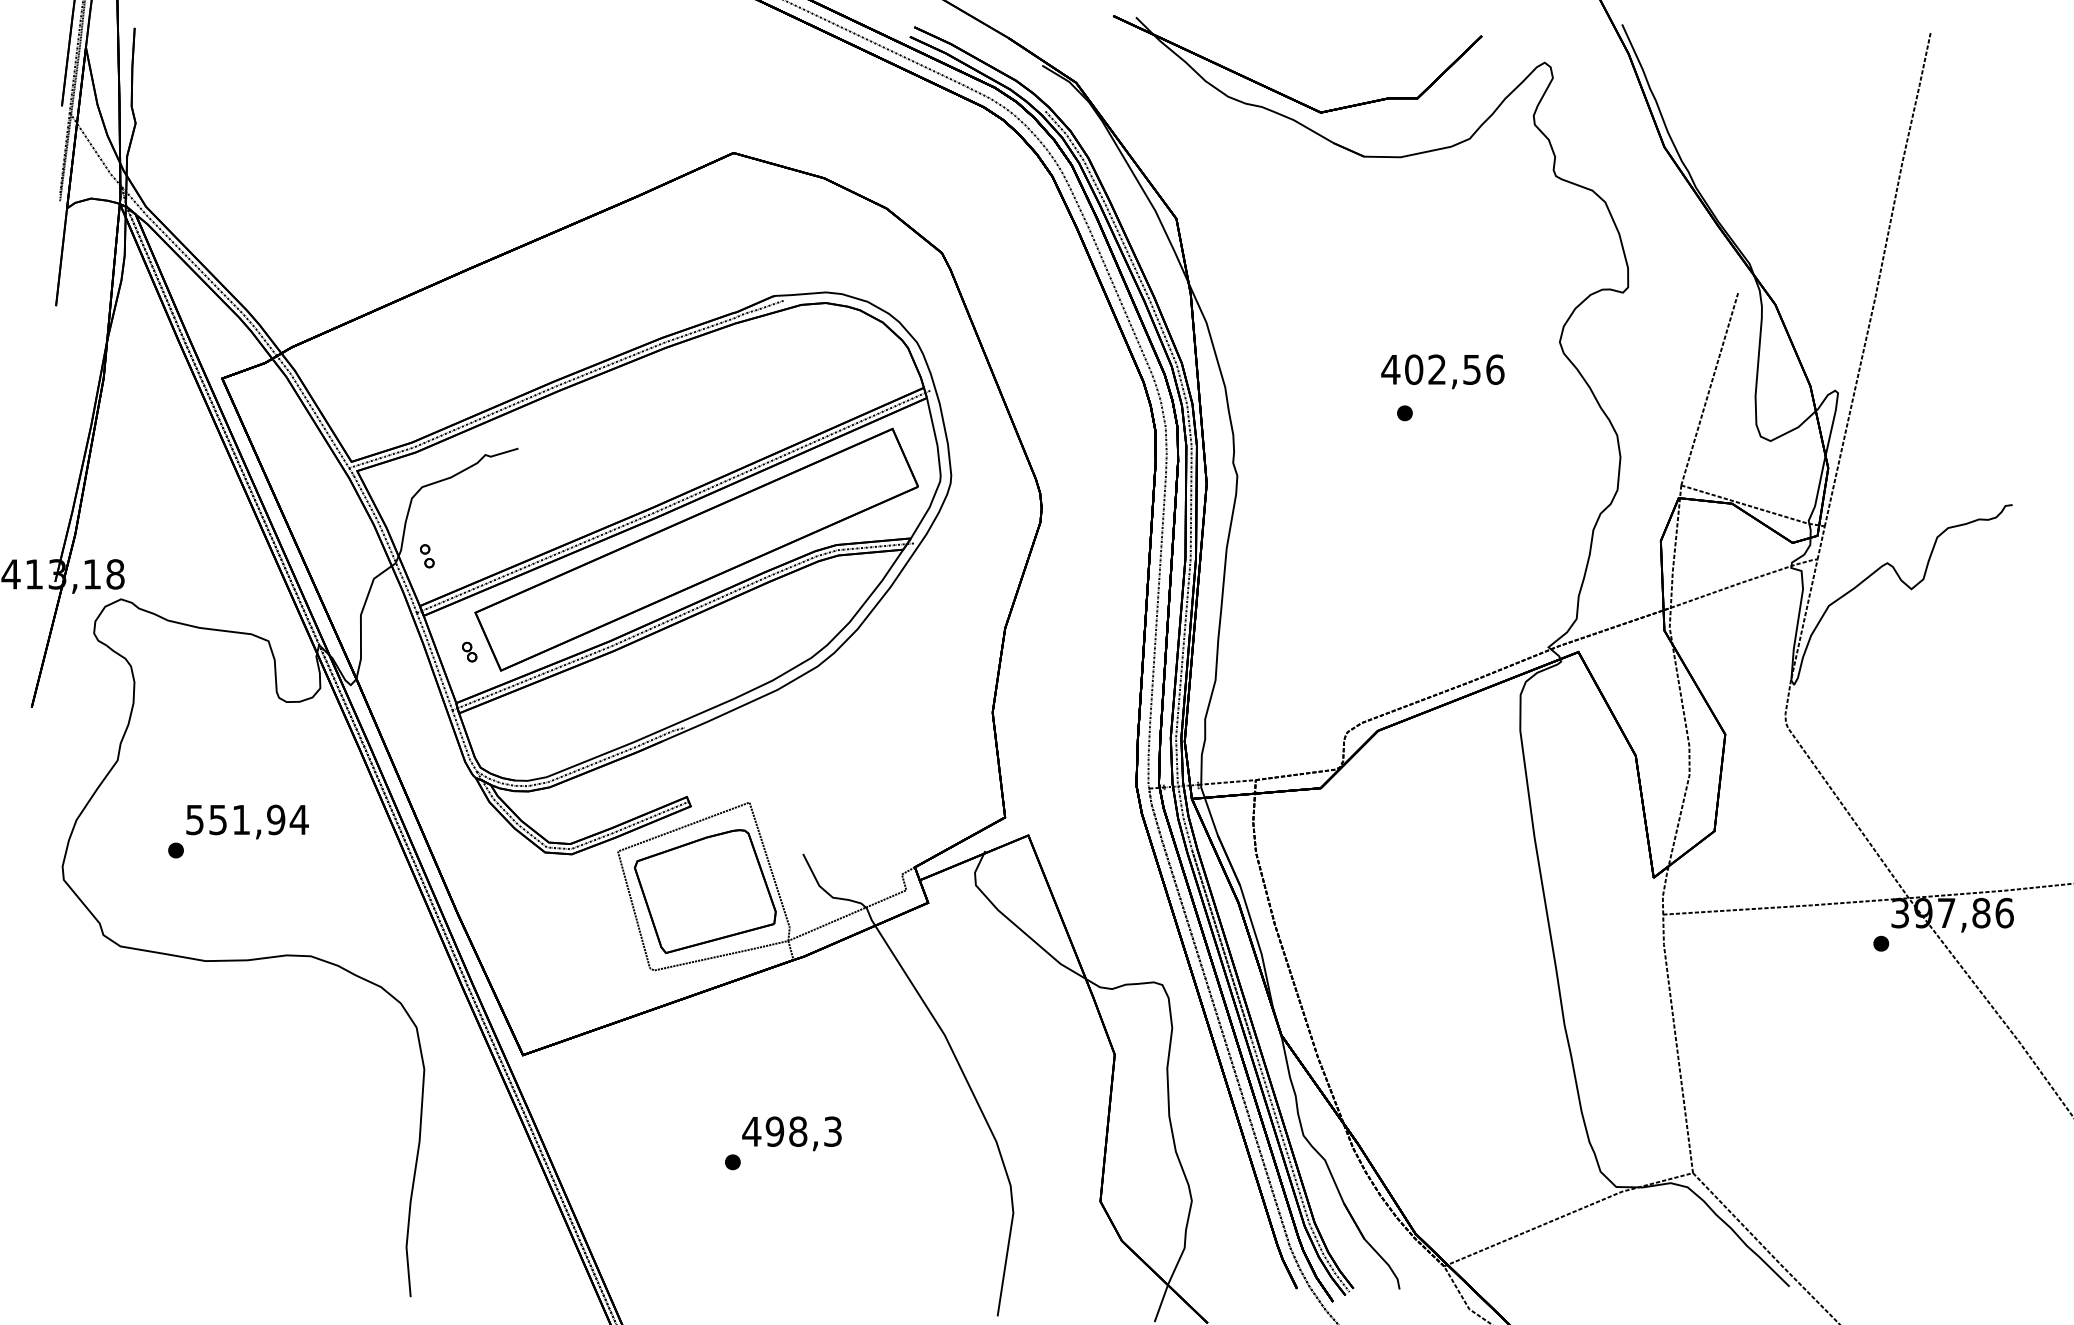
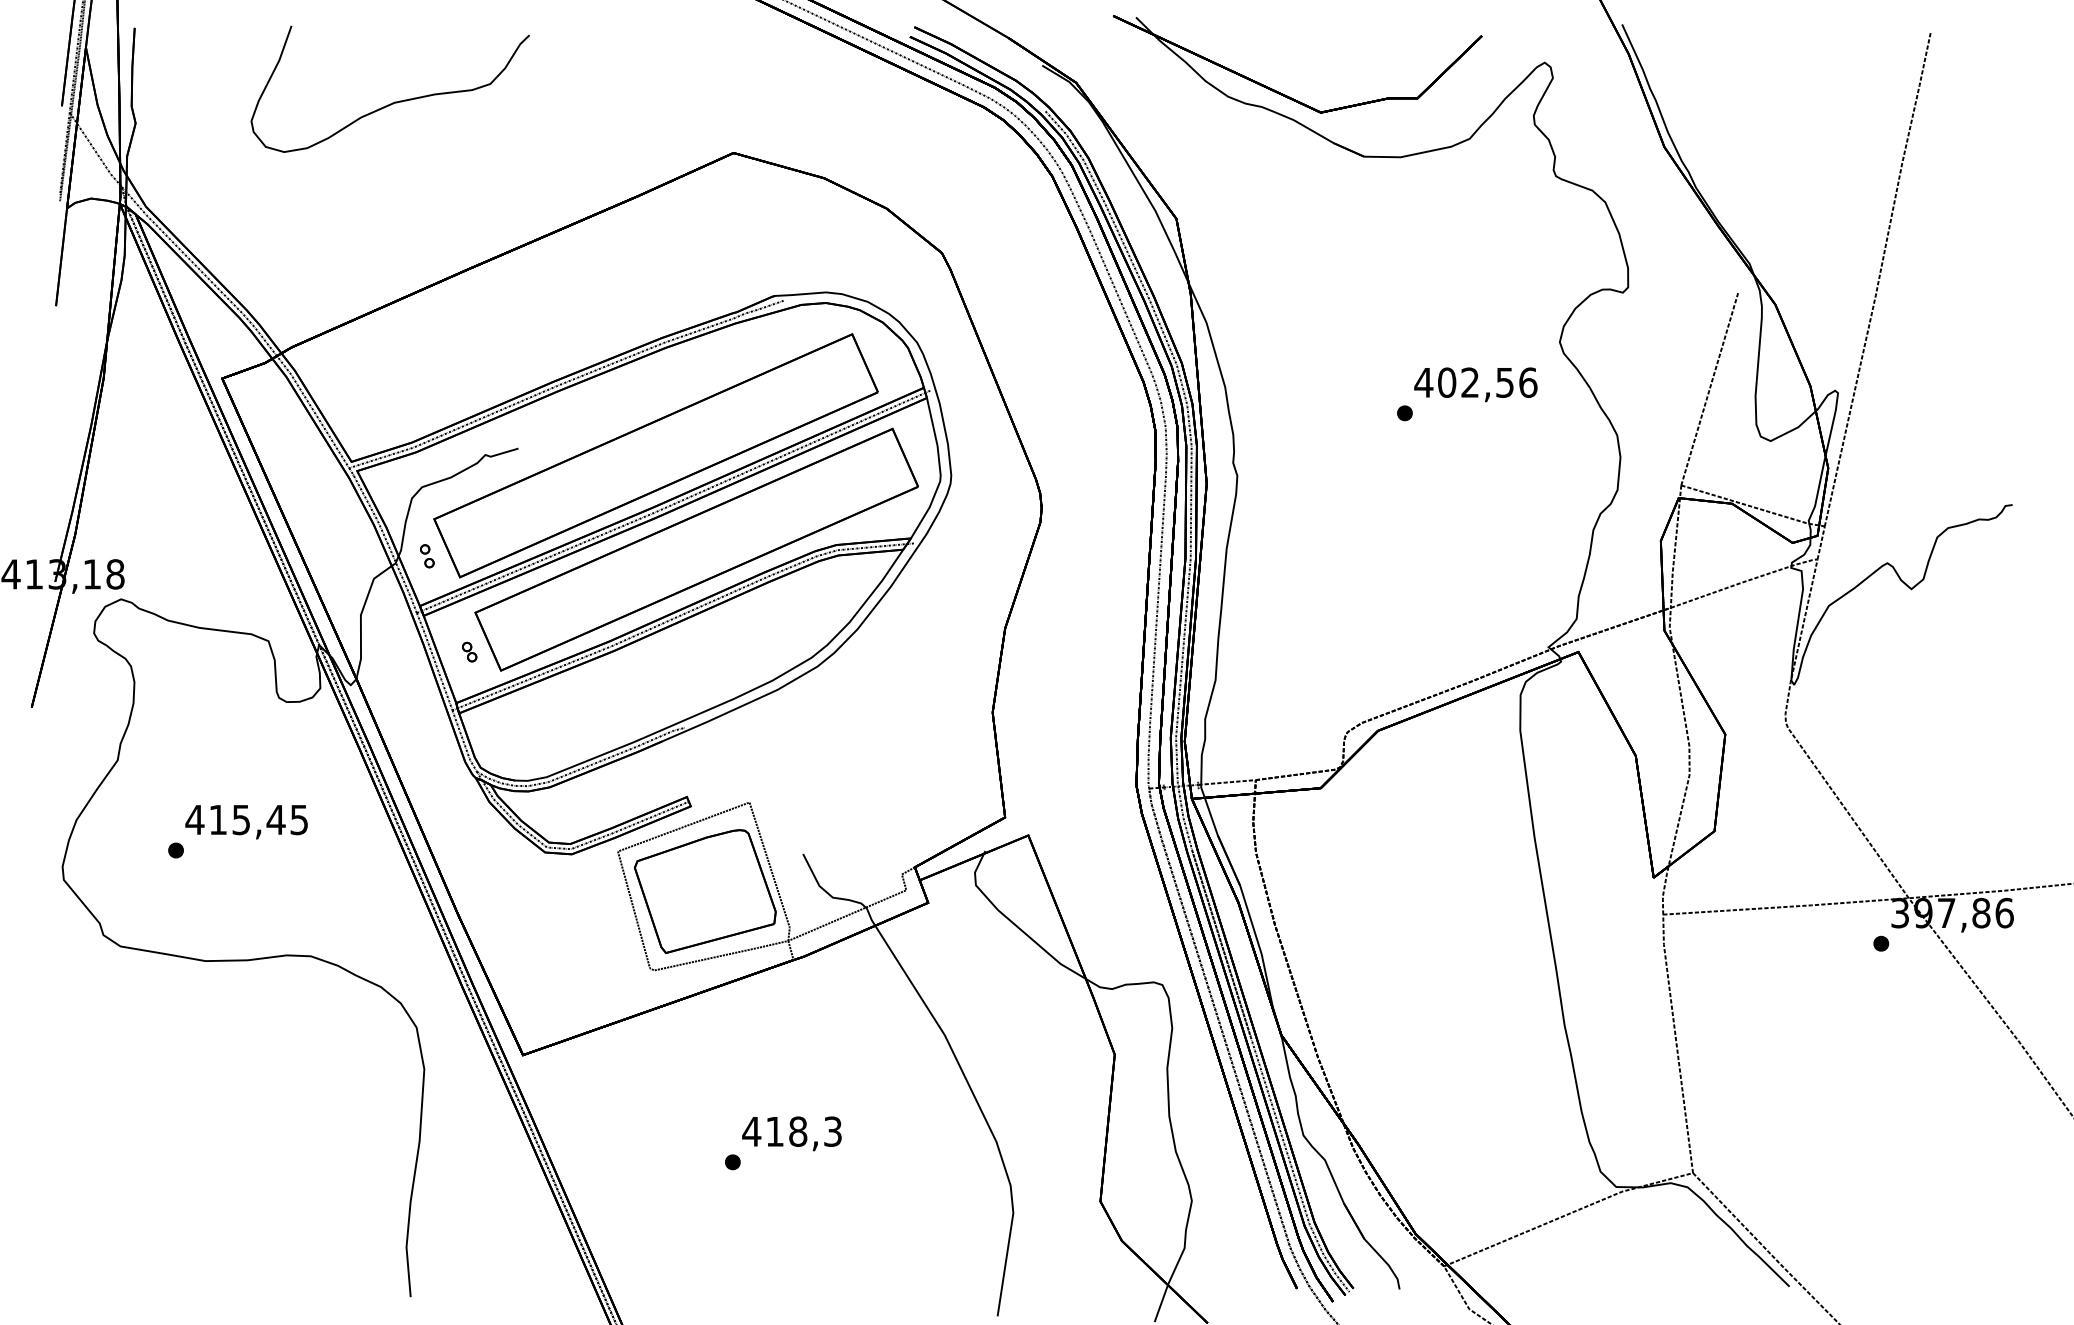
part: none -> present (394, 101)
text position: (1442, 371) -> (1475, 384) (1475, 384)
part: none -> present (655, 455)
text: 551,94 -> 415,45 (246, 819)
text: 498,3 -> 418,3 (774, 1131)
